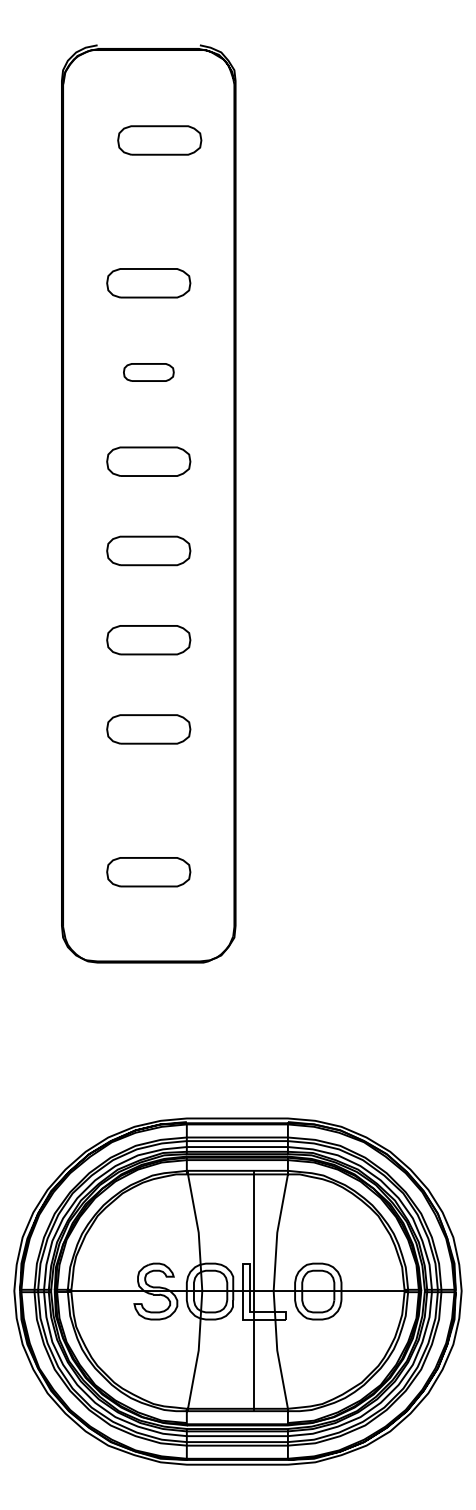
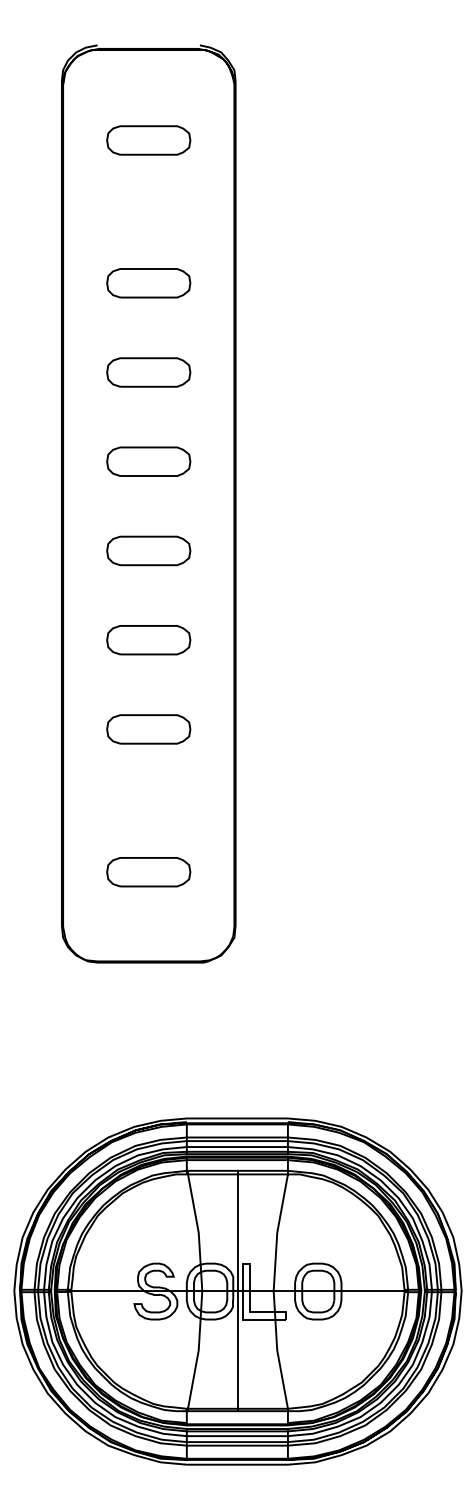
part position: (159, 140) -> (148, 140) (148, 140)
part size: 52x19 px -> 86x31 px (148, 372)
line position: (253, 1290) -> (237, 1290) (237, 1290)
